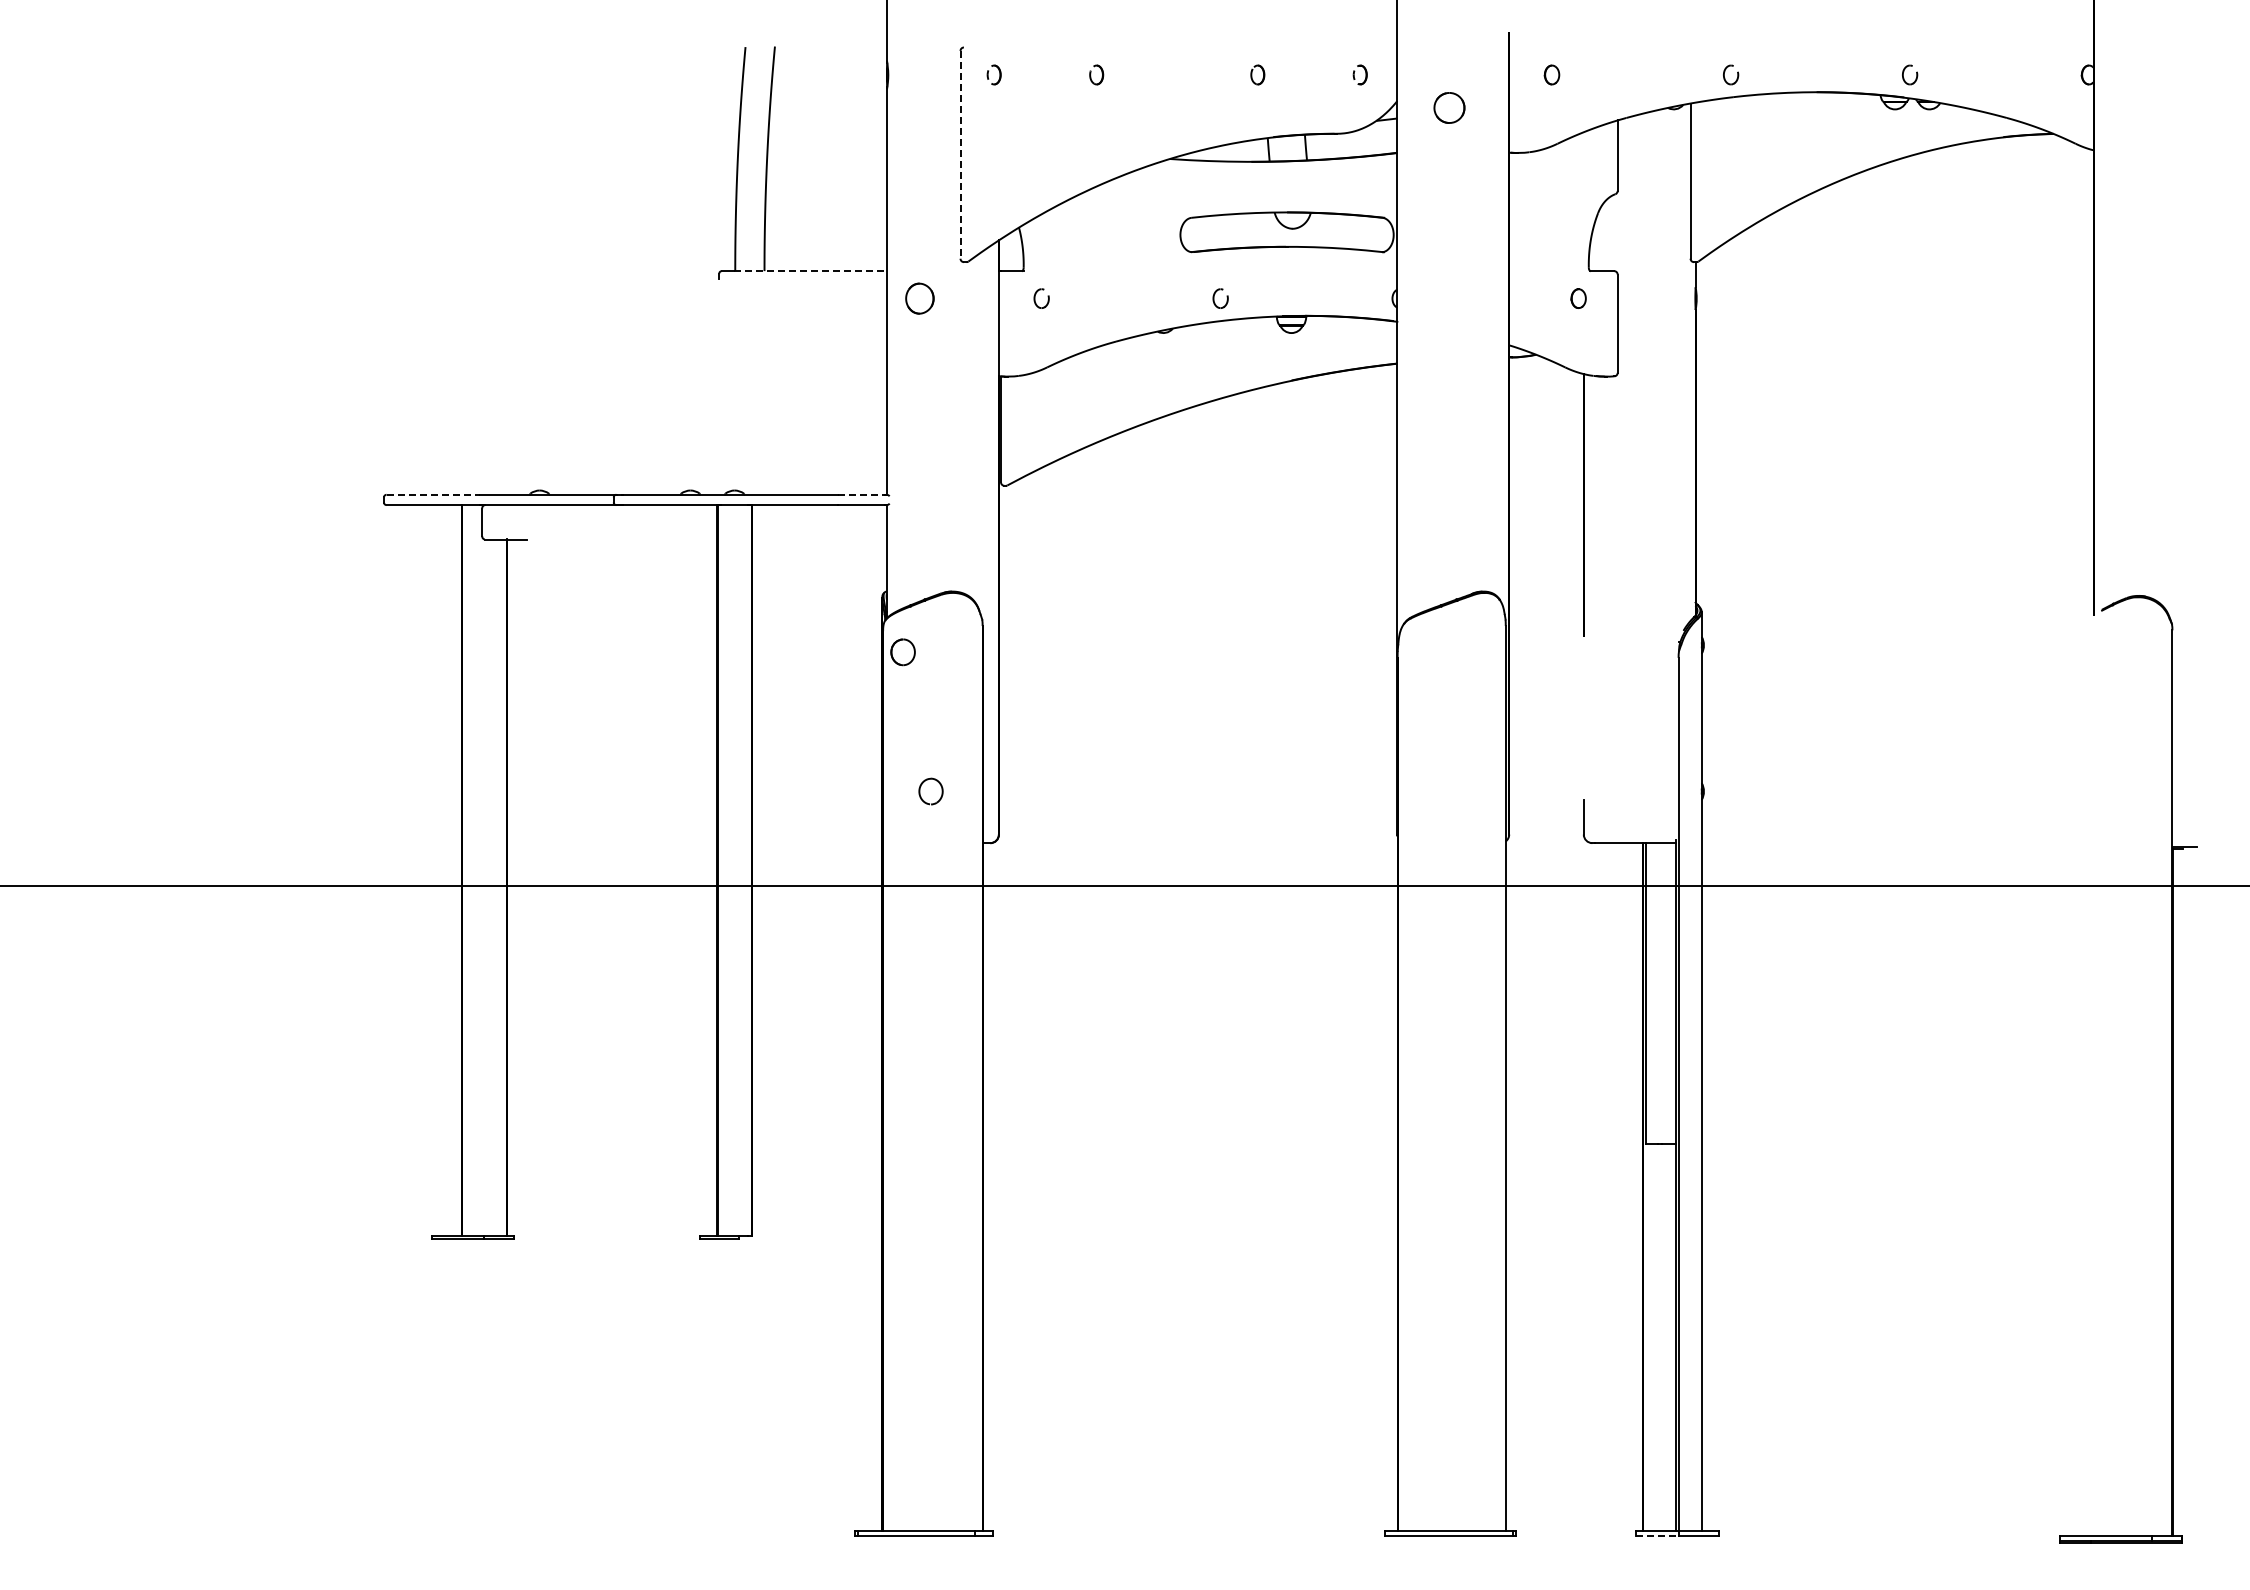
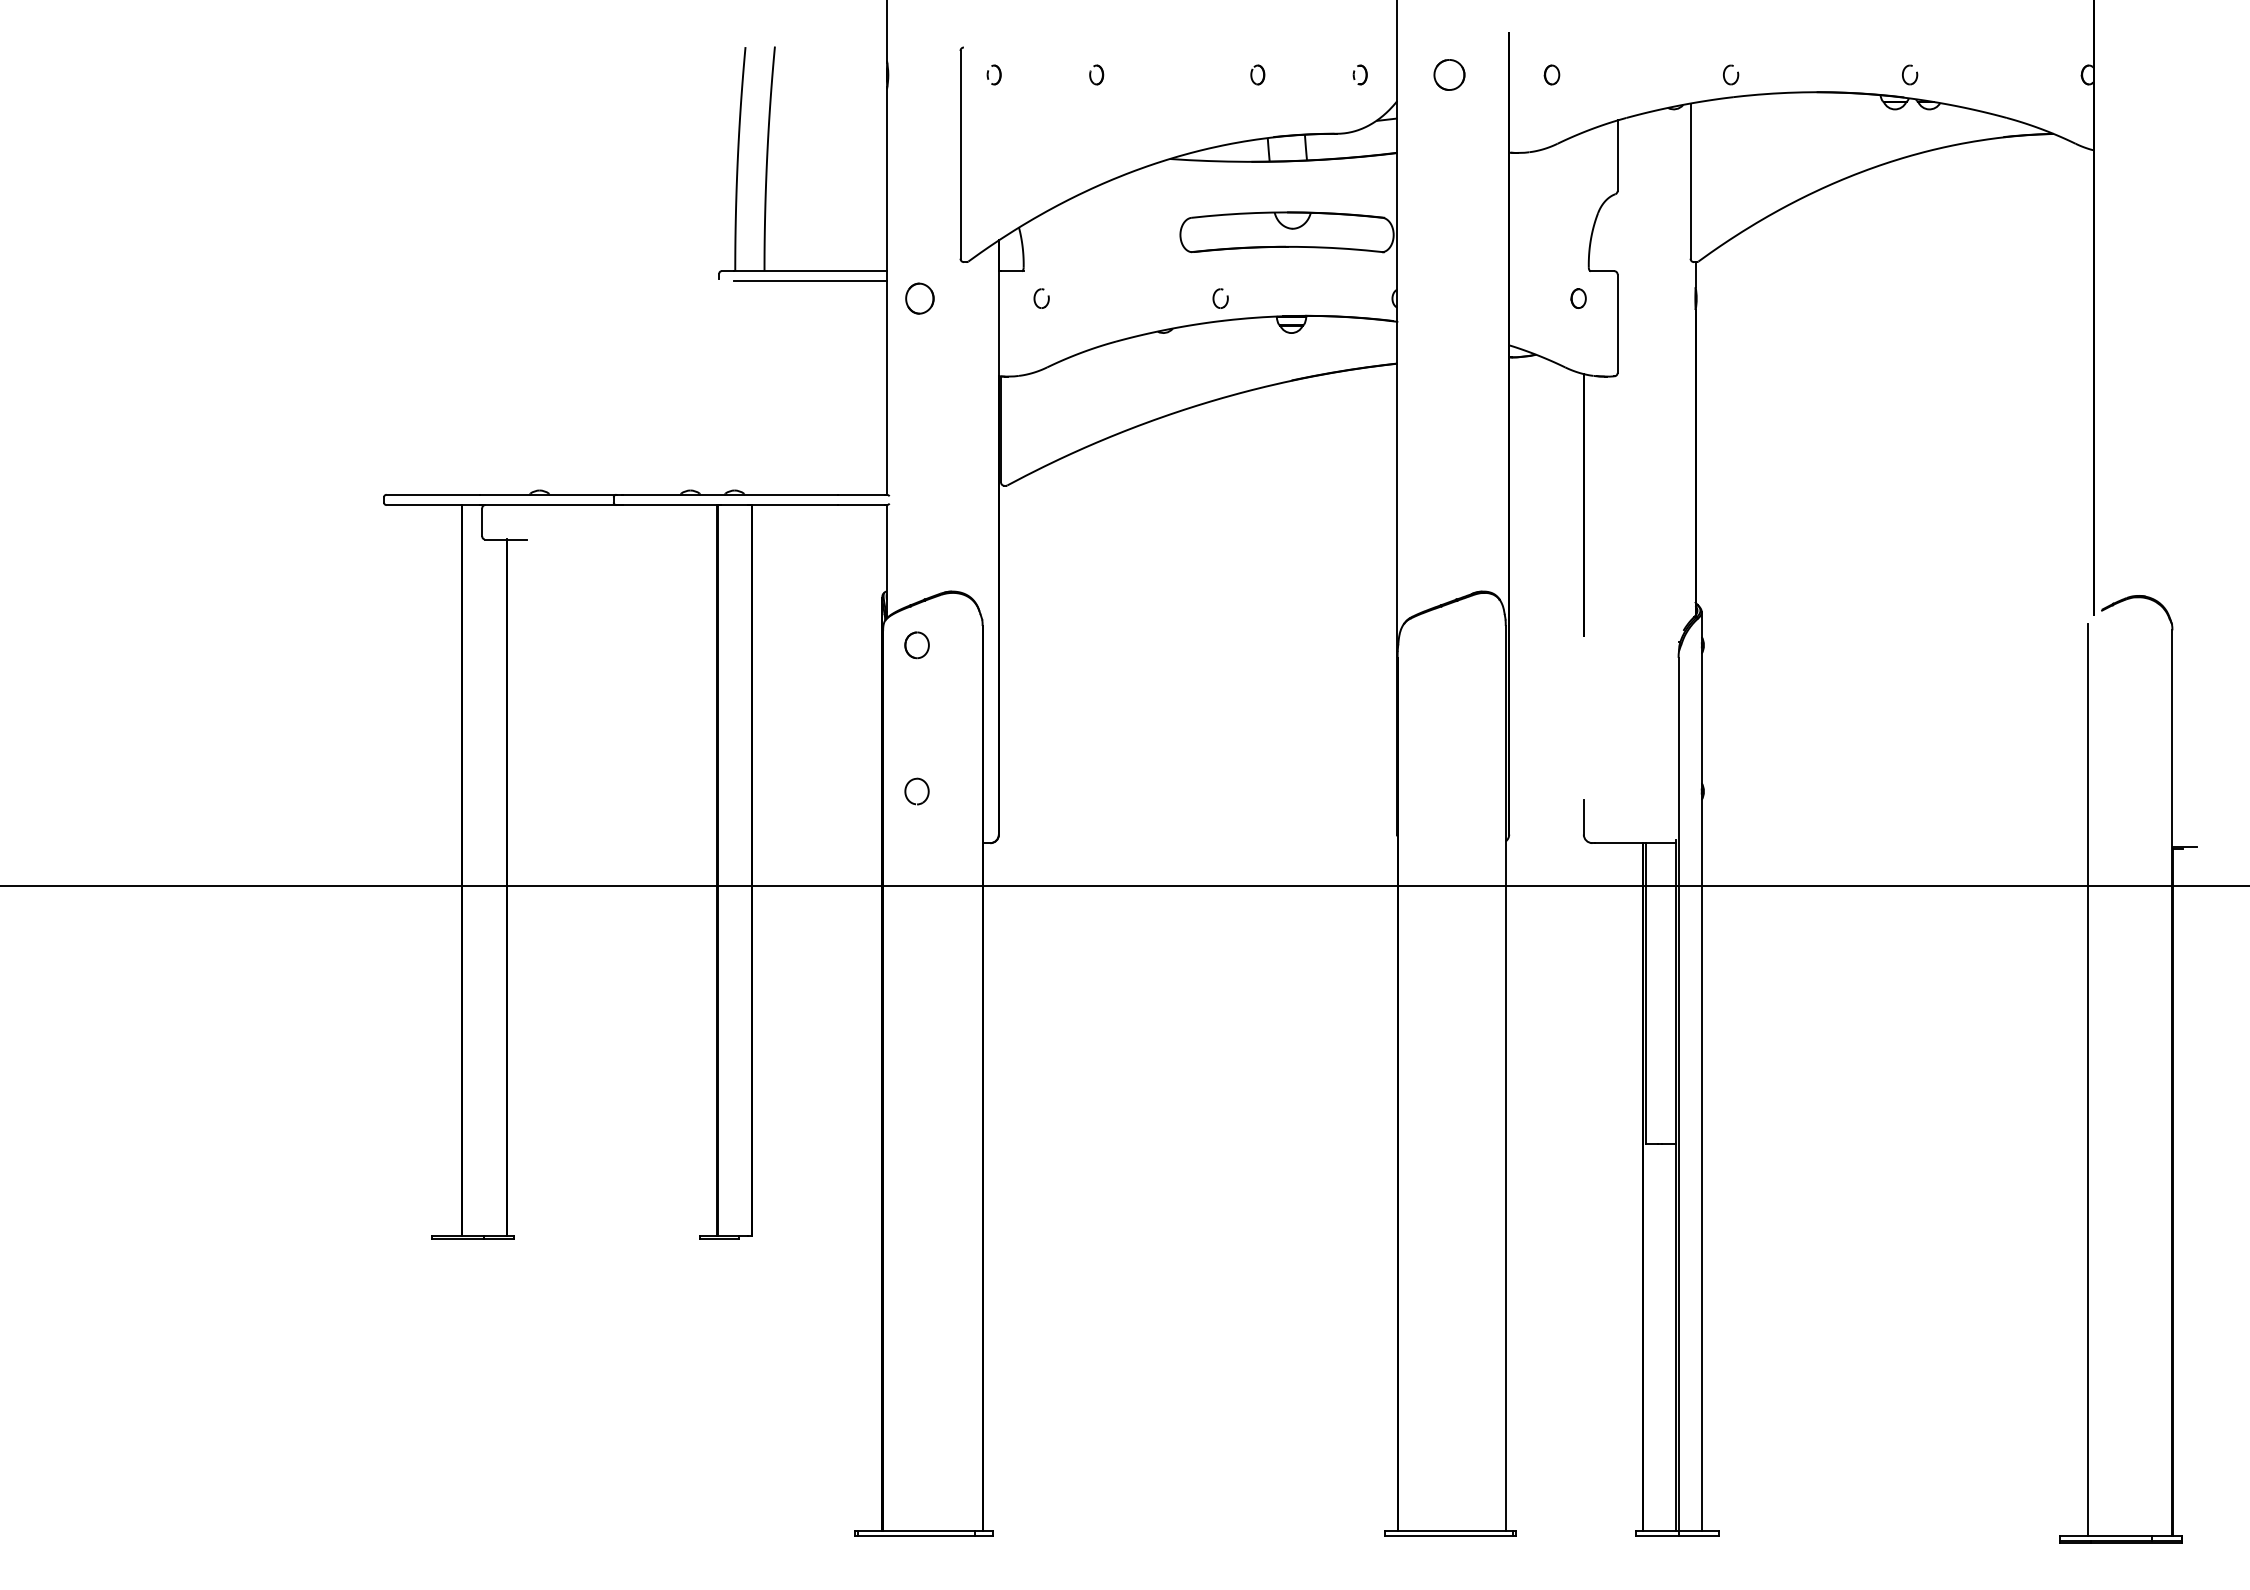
part position: (1449, 107) -> (1449, 74) (1449, 74)
line: dashed -> solid (960, 154)
line: dashed -> solid (811, 271)
line: none -> present (810, 281)
line: dashed -> solid (433, 494)
line: dashed -> solid (862, 494)
part position: (902, 652) -> (916, 645) (916, 645)
part position: (920, 791) -> (906, 791) (906, 791)
line: none -> present (2087, 1079)
line: dashed -> solid (1658, 1536)
